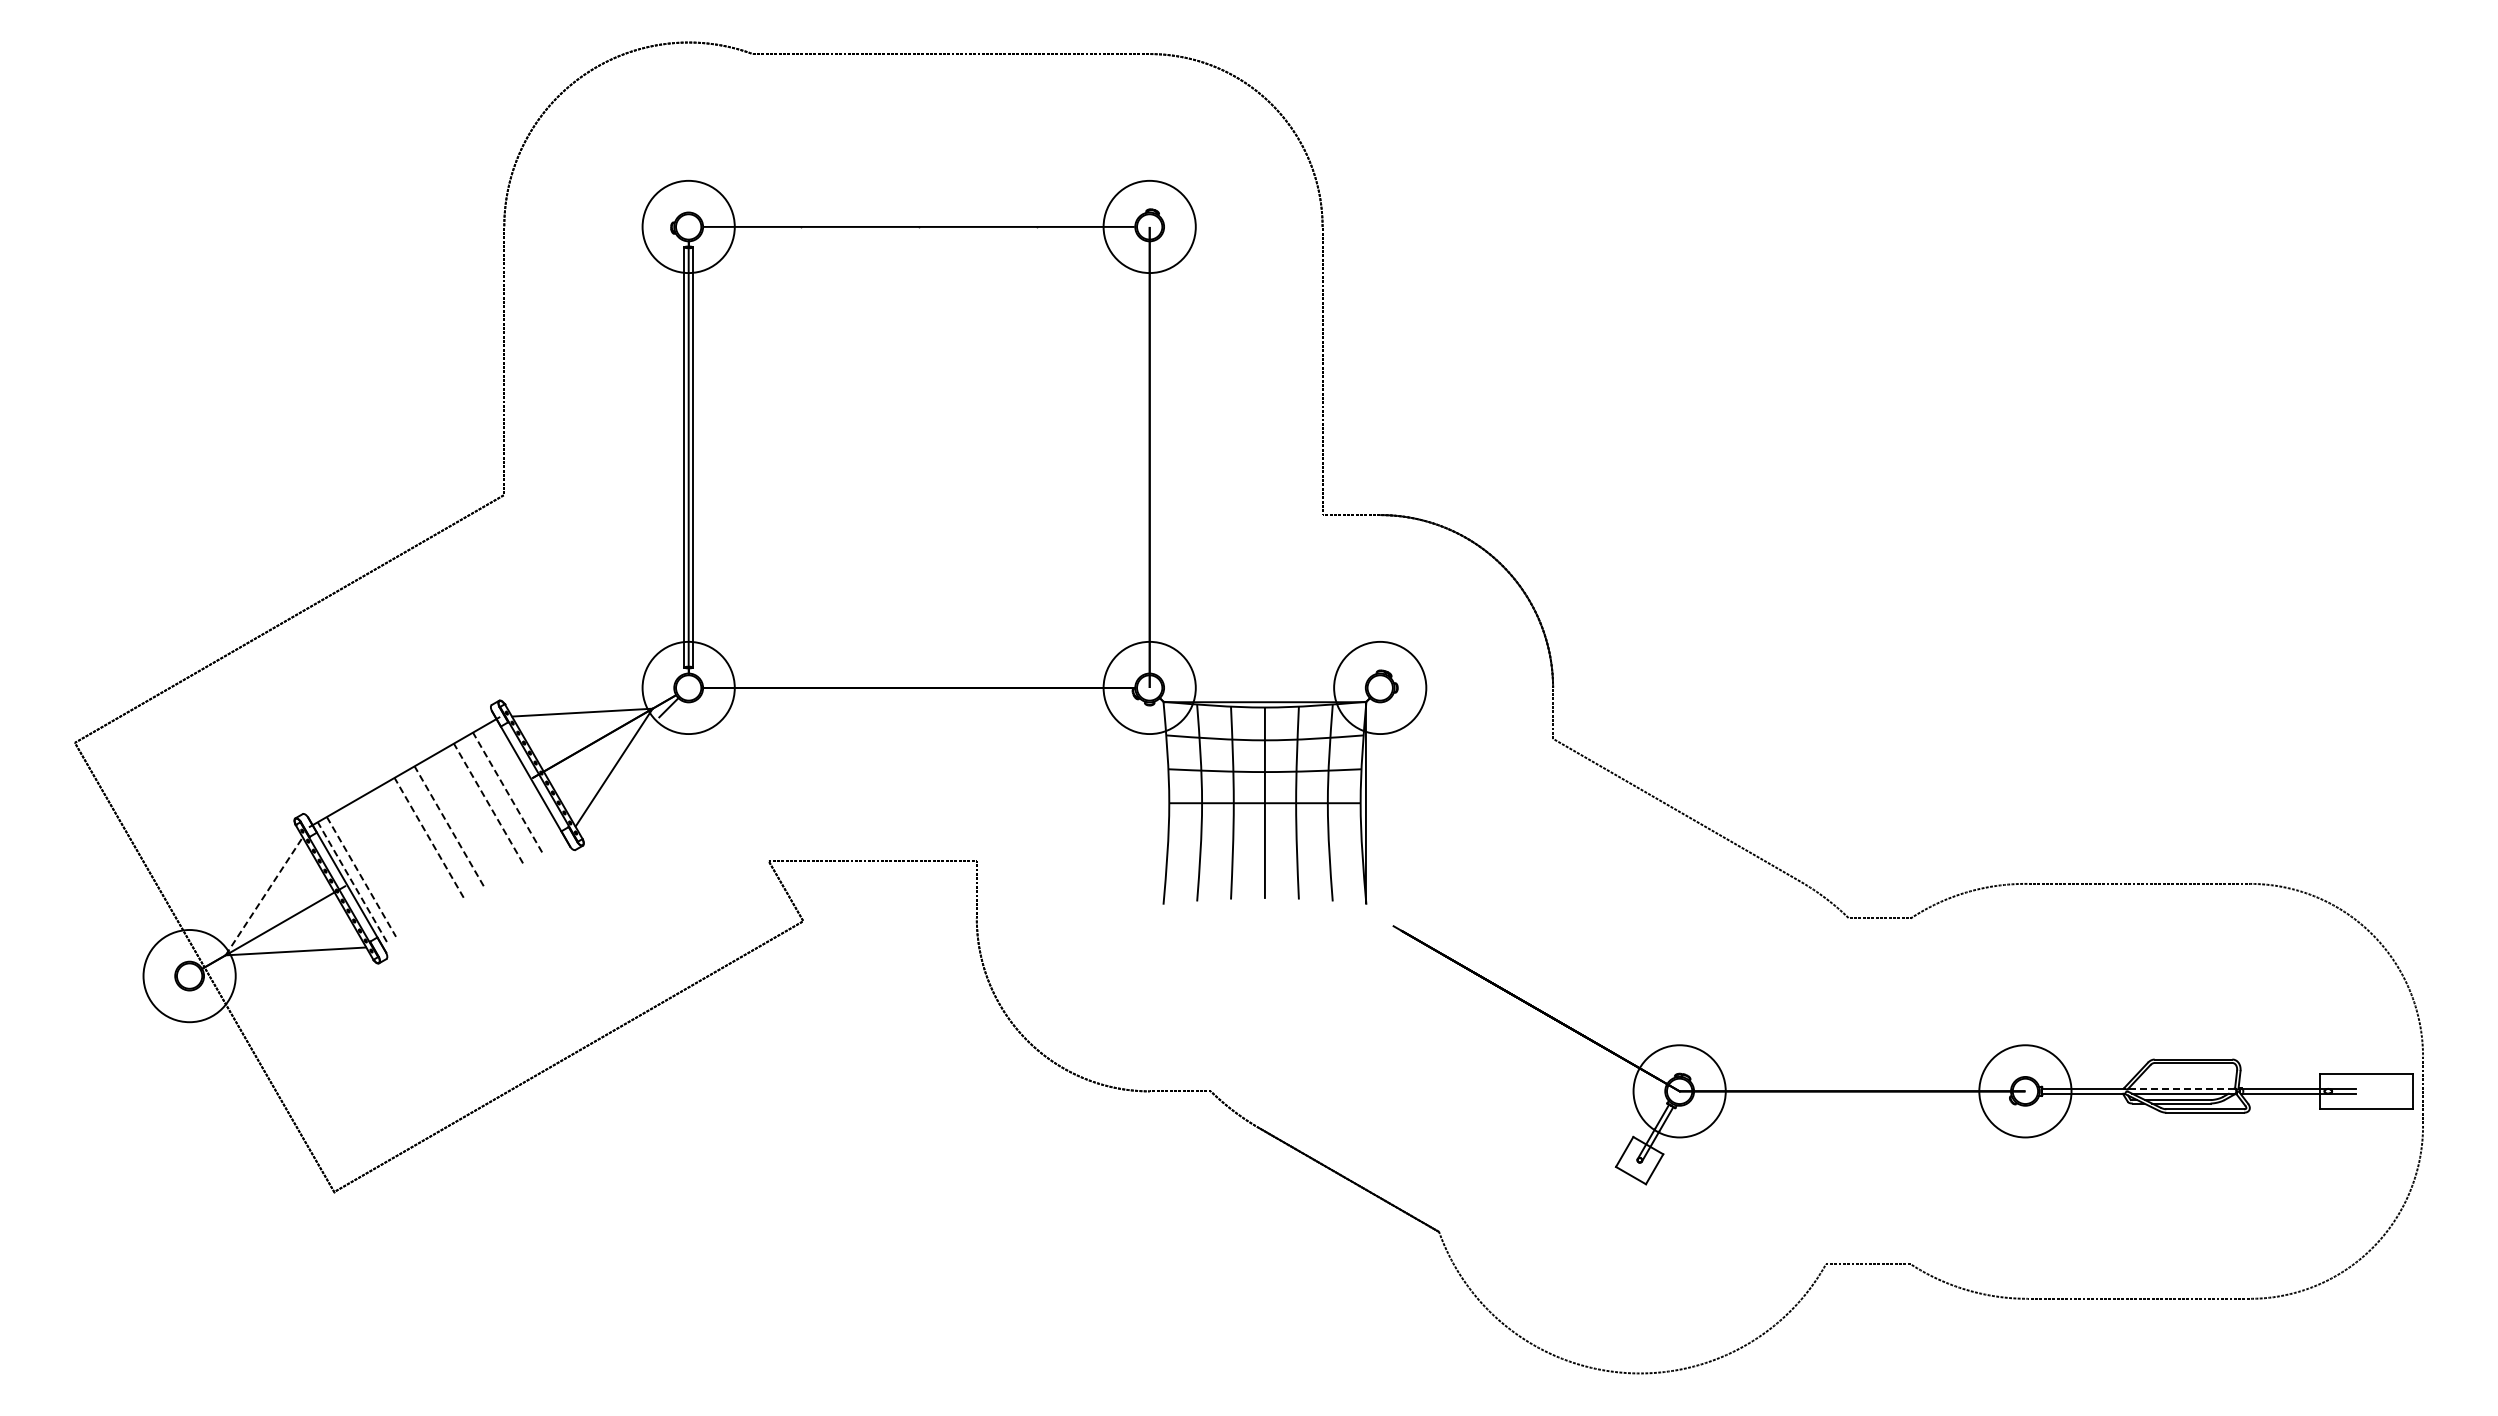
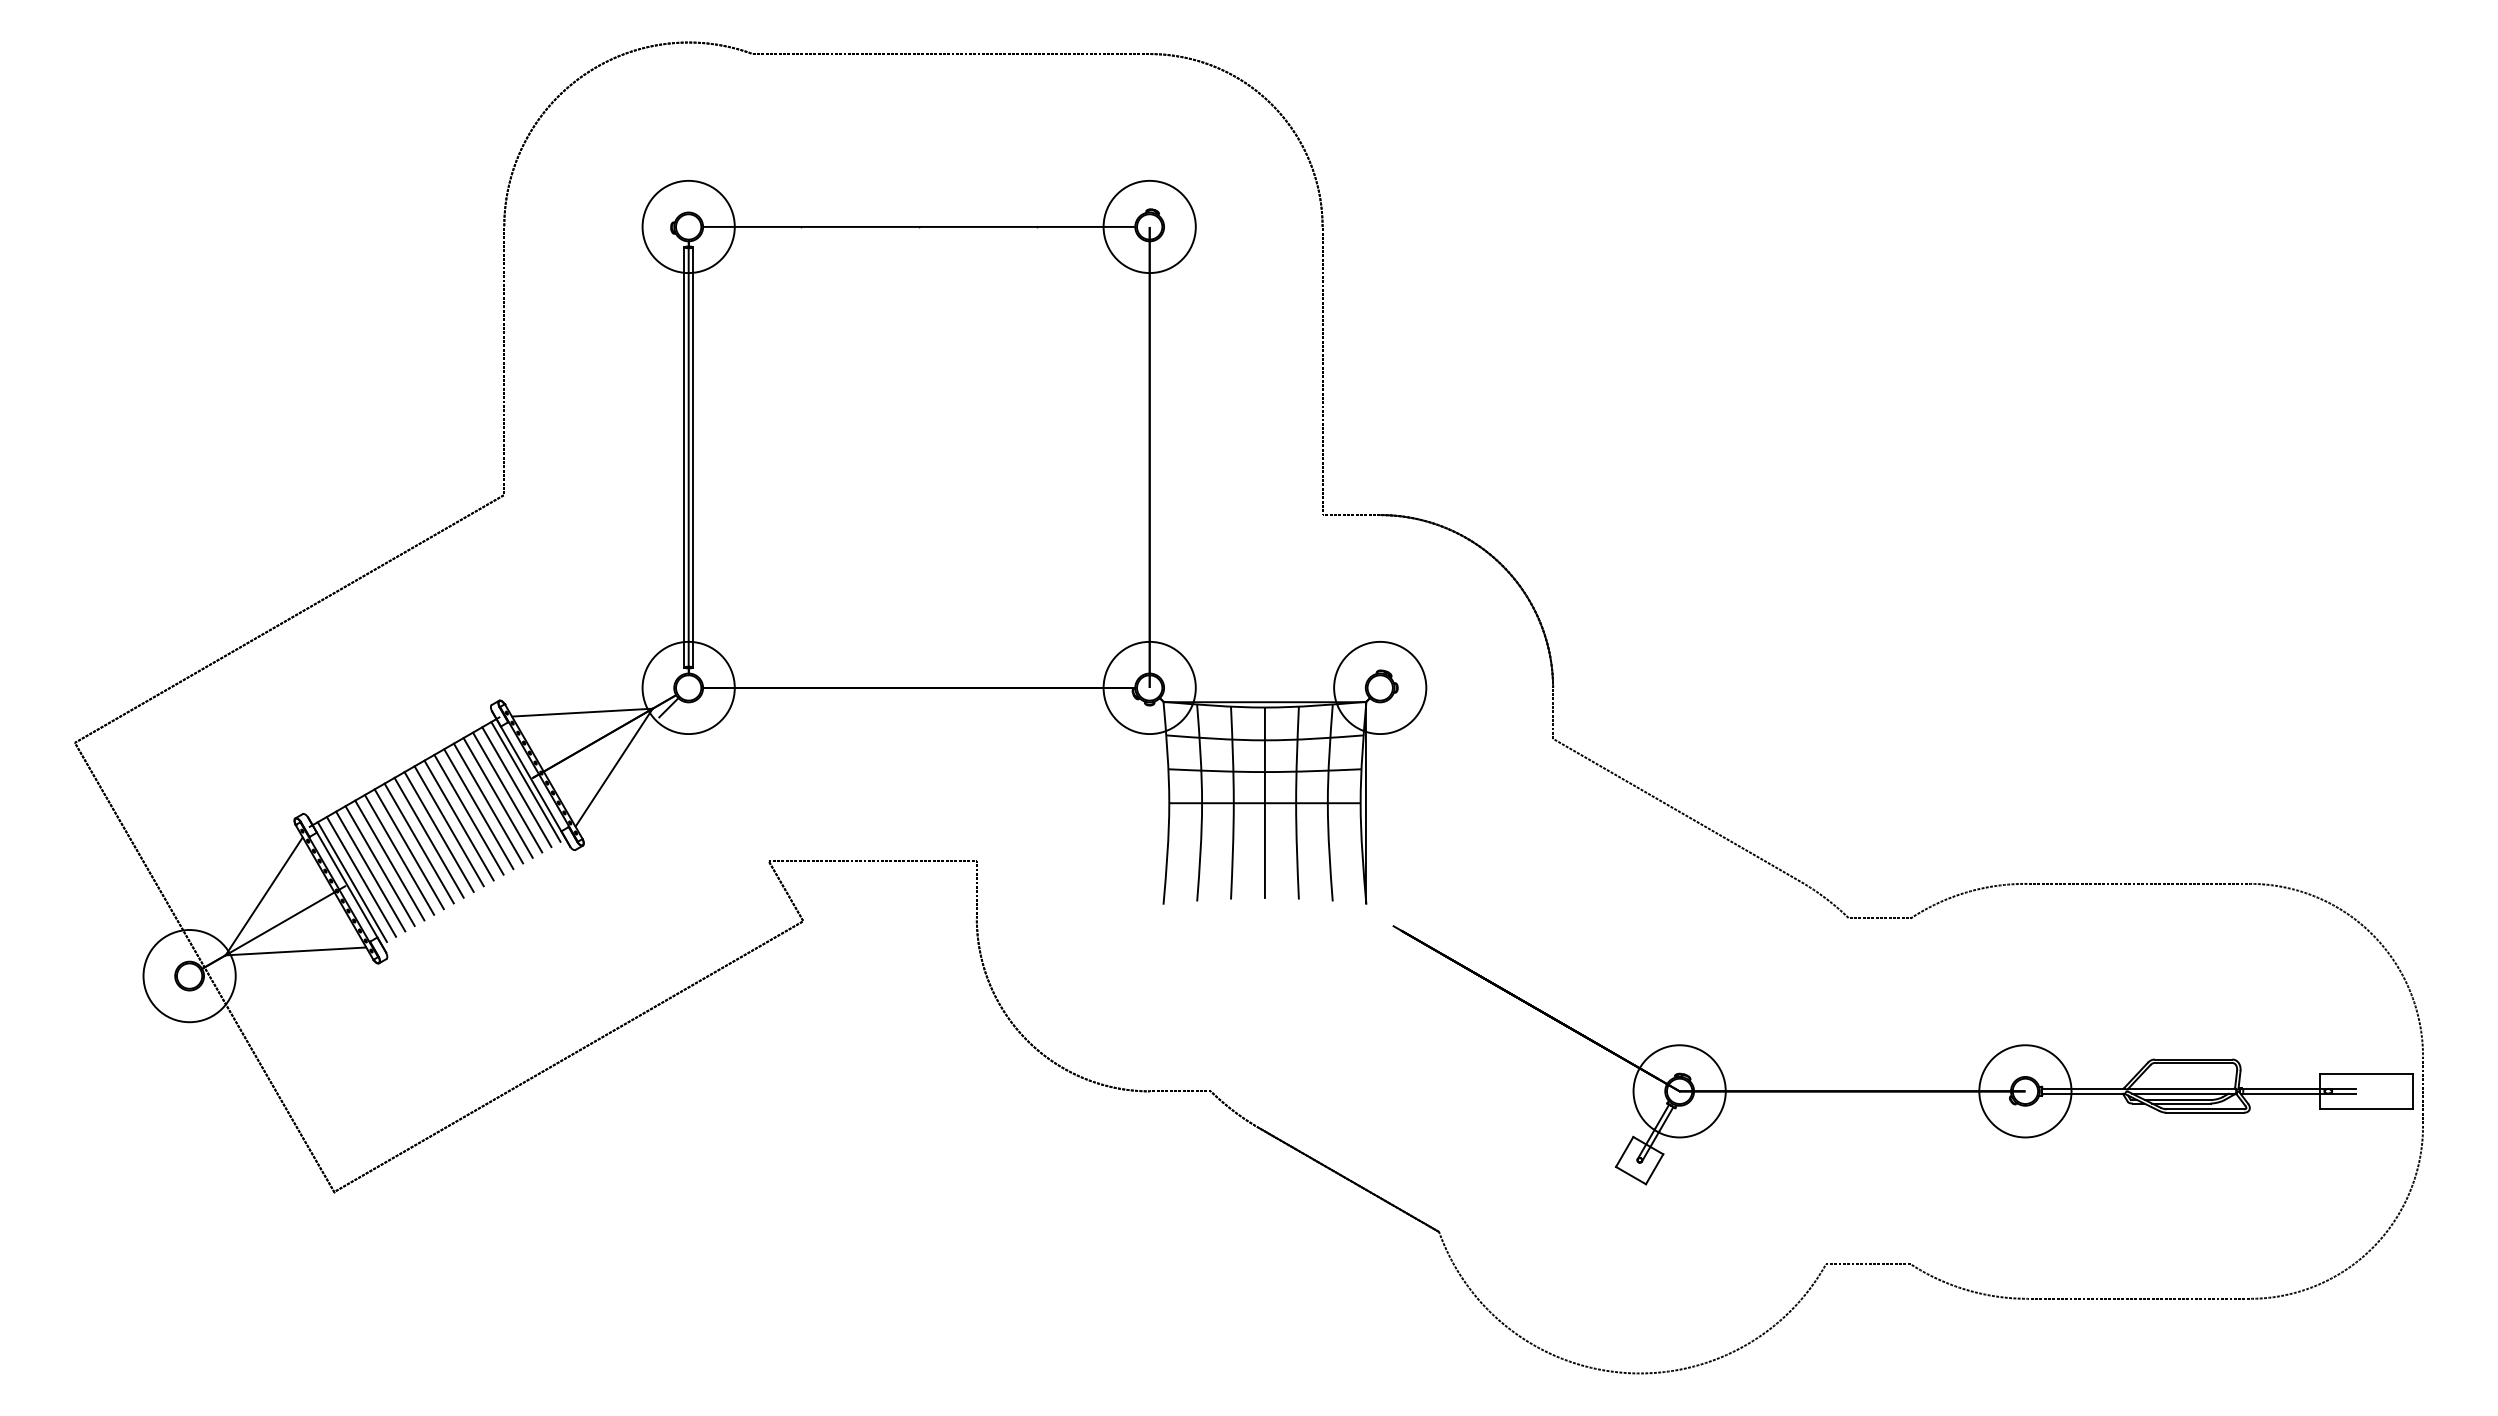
line: none -> present (525, 781)
line: none -> present (516, 787)
line: dashed -> solid (507, 792)
line: none -> present (497, 797)
line: dashed -> solid (488, 803)
line: none -> present (478, 809)
line: none -> present (468, 814)
line: none -> present (458, 820)
line: dashed -> solid (448, 825)
line: none -> present (438, 831)
line: dashed -> solid (428, 837)
line: none -> present (418, 843)
line: none -> present (408, 849)
line: none -> present (399, 854)
line: none -> present (389, 860)
line: none -> present (379, 865)
line: none -> present (370, 871)
line: dashed -> solid (361, 877)
line: dashed -> solid (352, 881)
line: dashed -> solid (264, 896)
line: dashed -> solid (2180, 1088)
